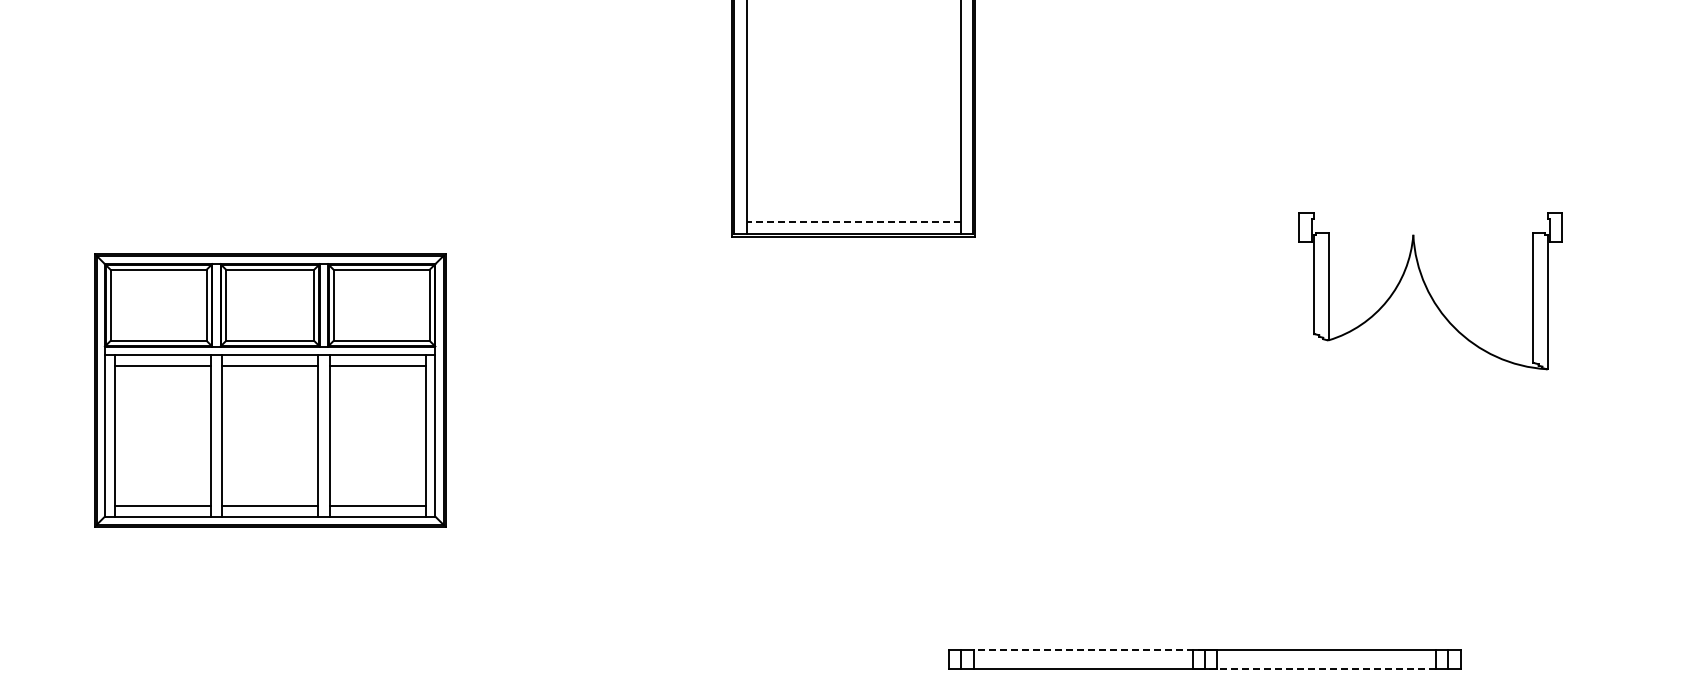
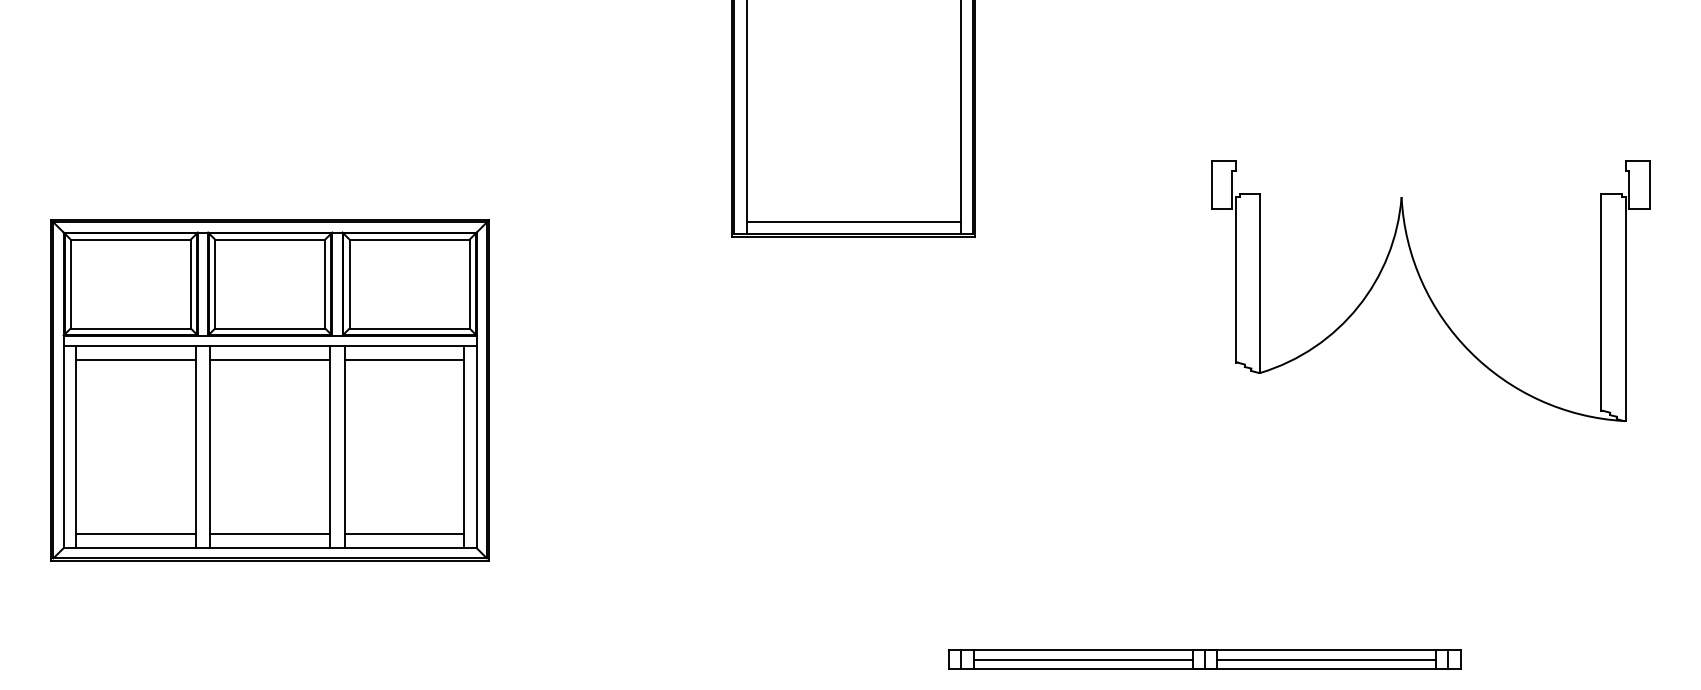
line: dashed -> solid (853, 222)
part size: 265x159 px -> 440x263 px (1430, 291)
part size: 353x275 px -> 440x343 px (269, 390)
line: dashed -> solid (1089, 649)
line: none -> present (1082, 659)
line: none -> present (1326, 659)
line: dashed -> solid (1320, 669)
